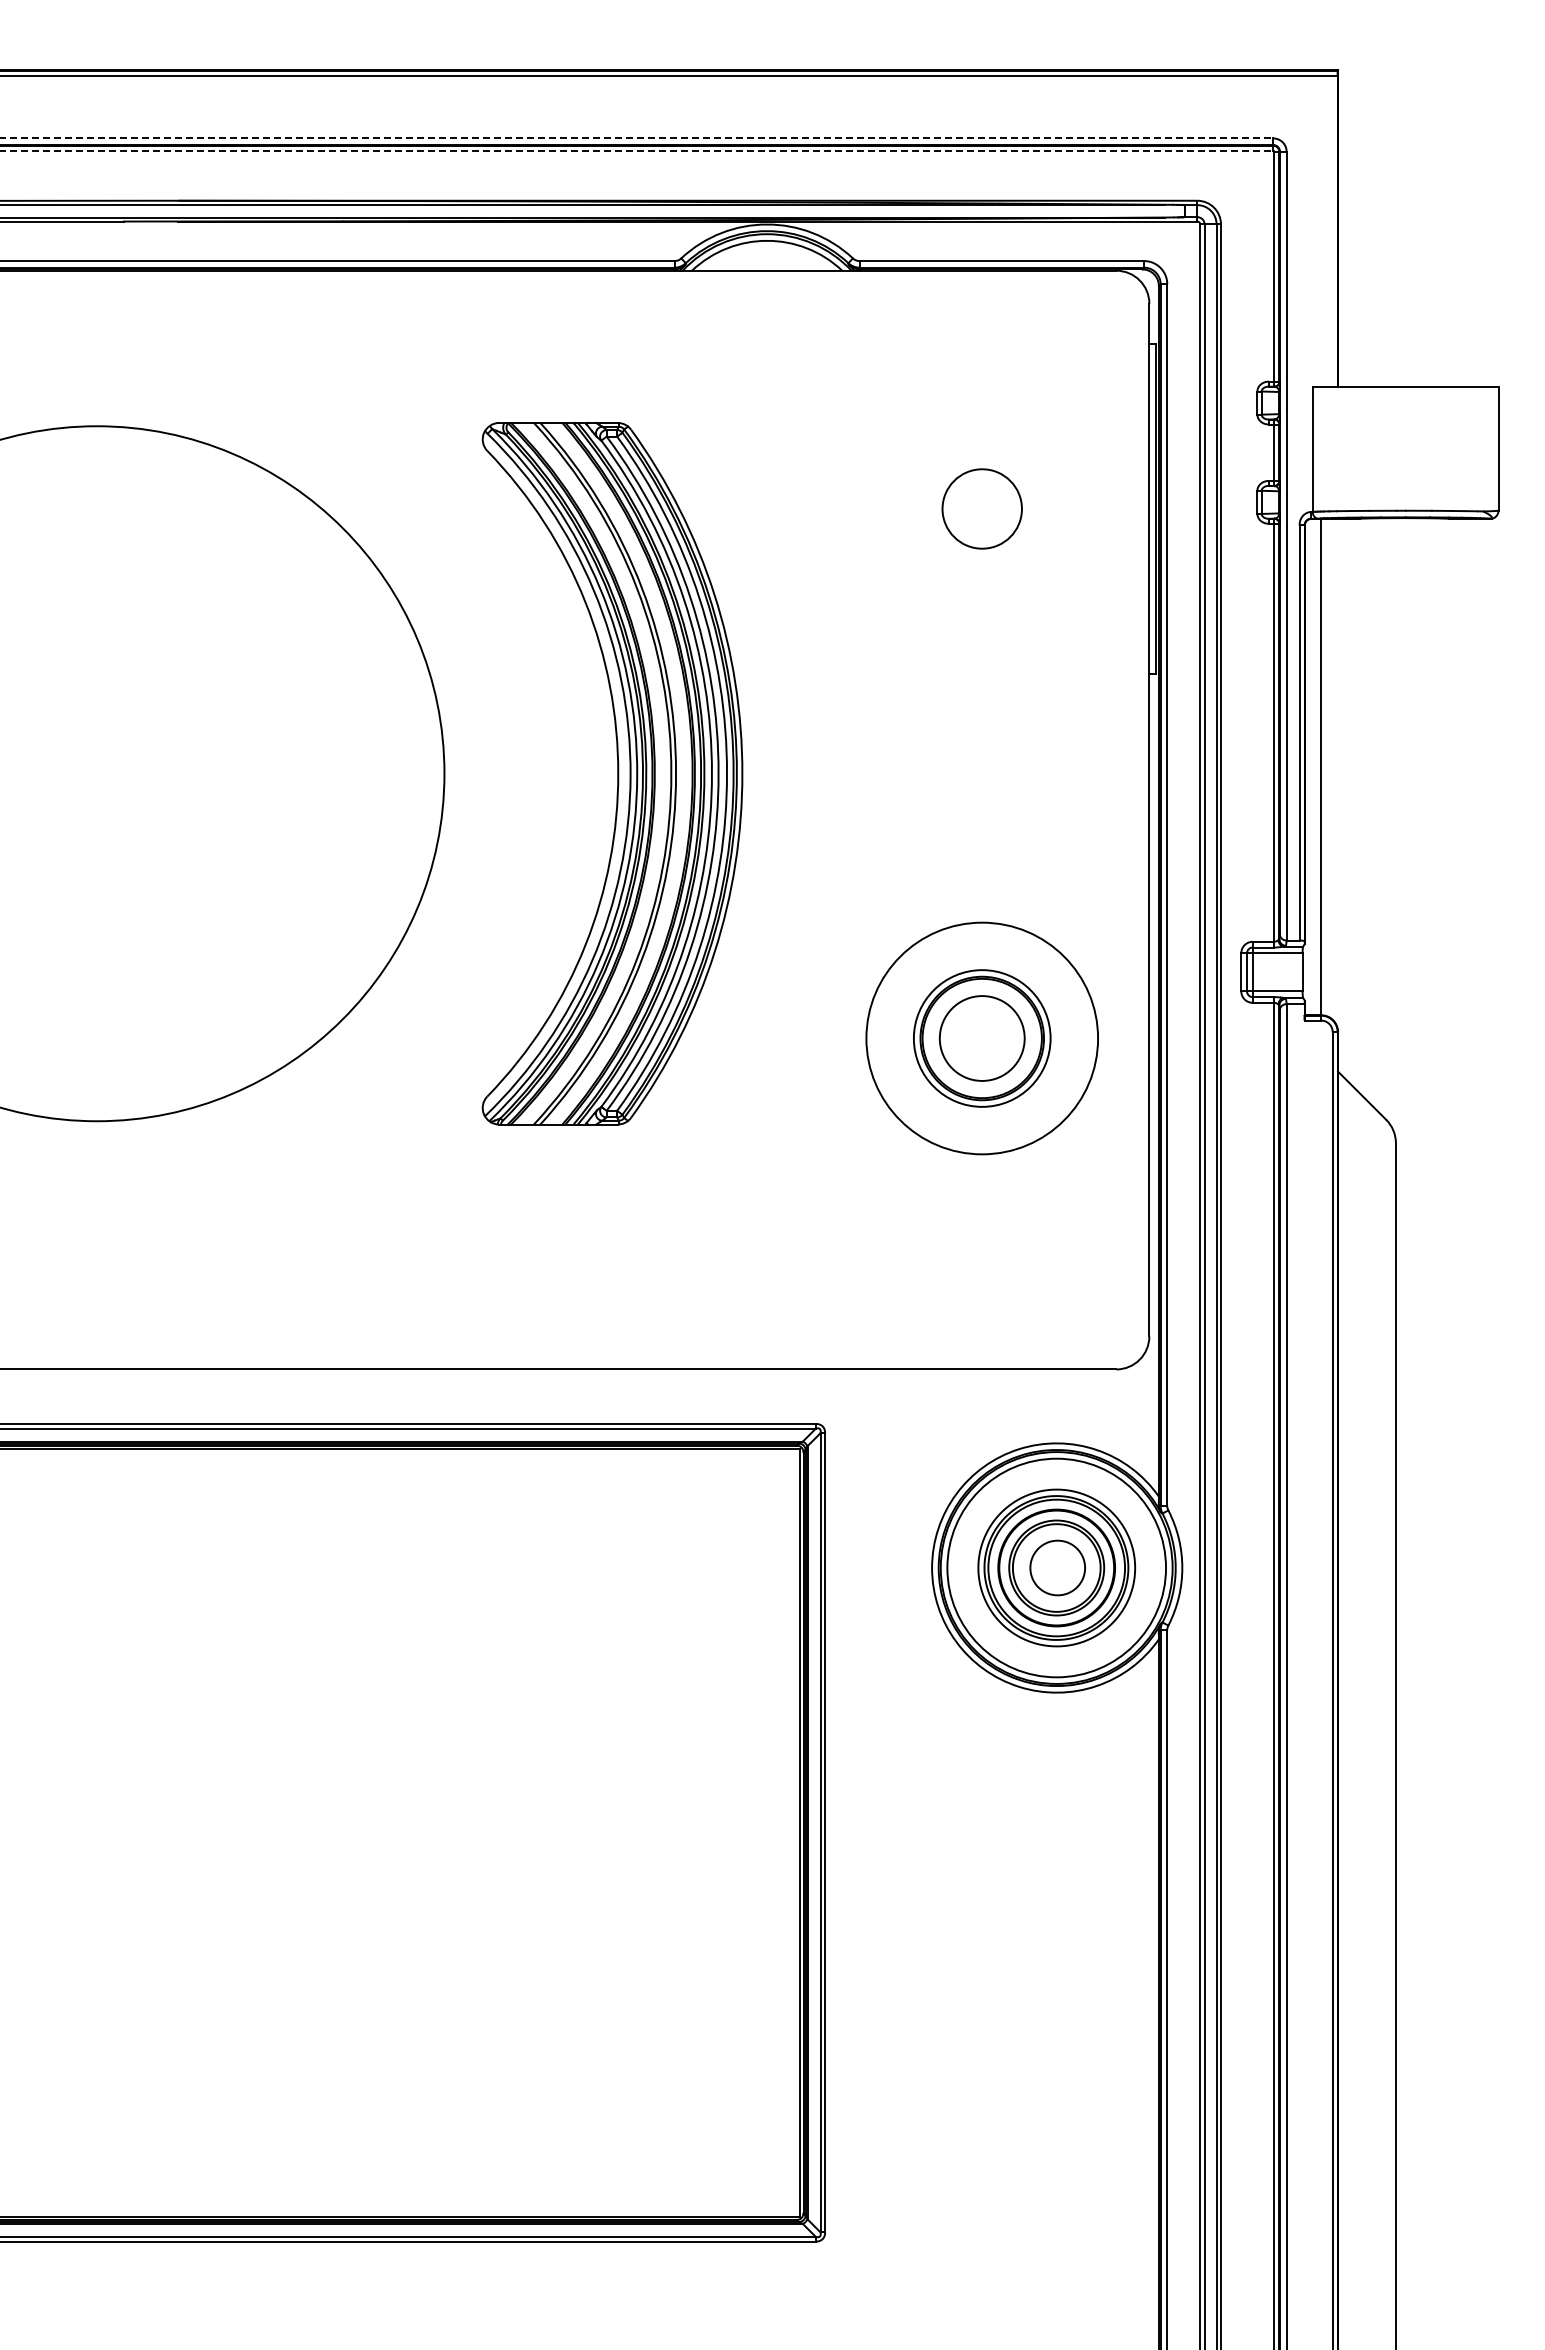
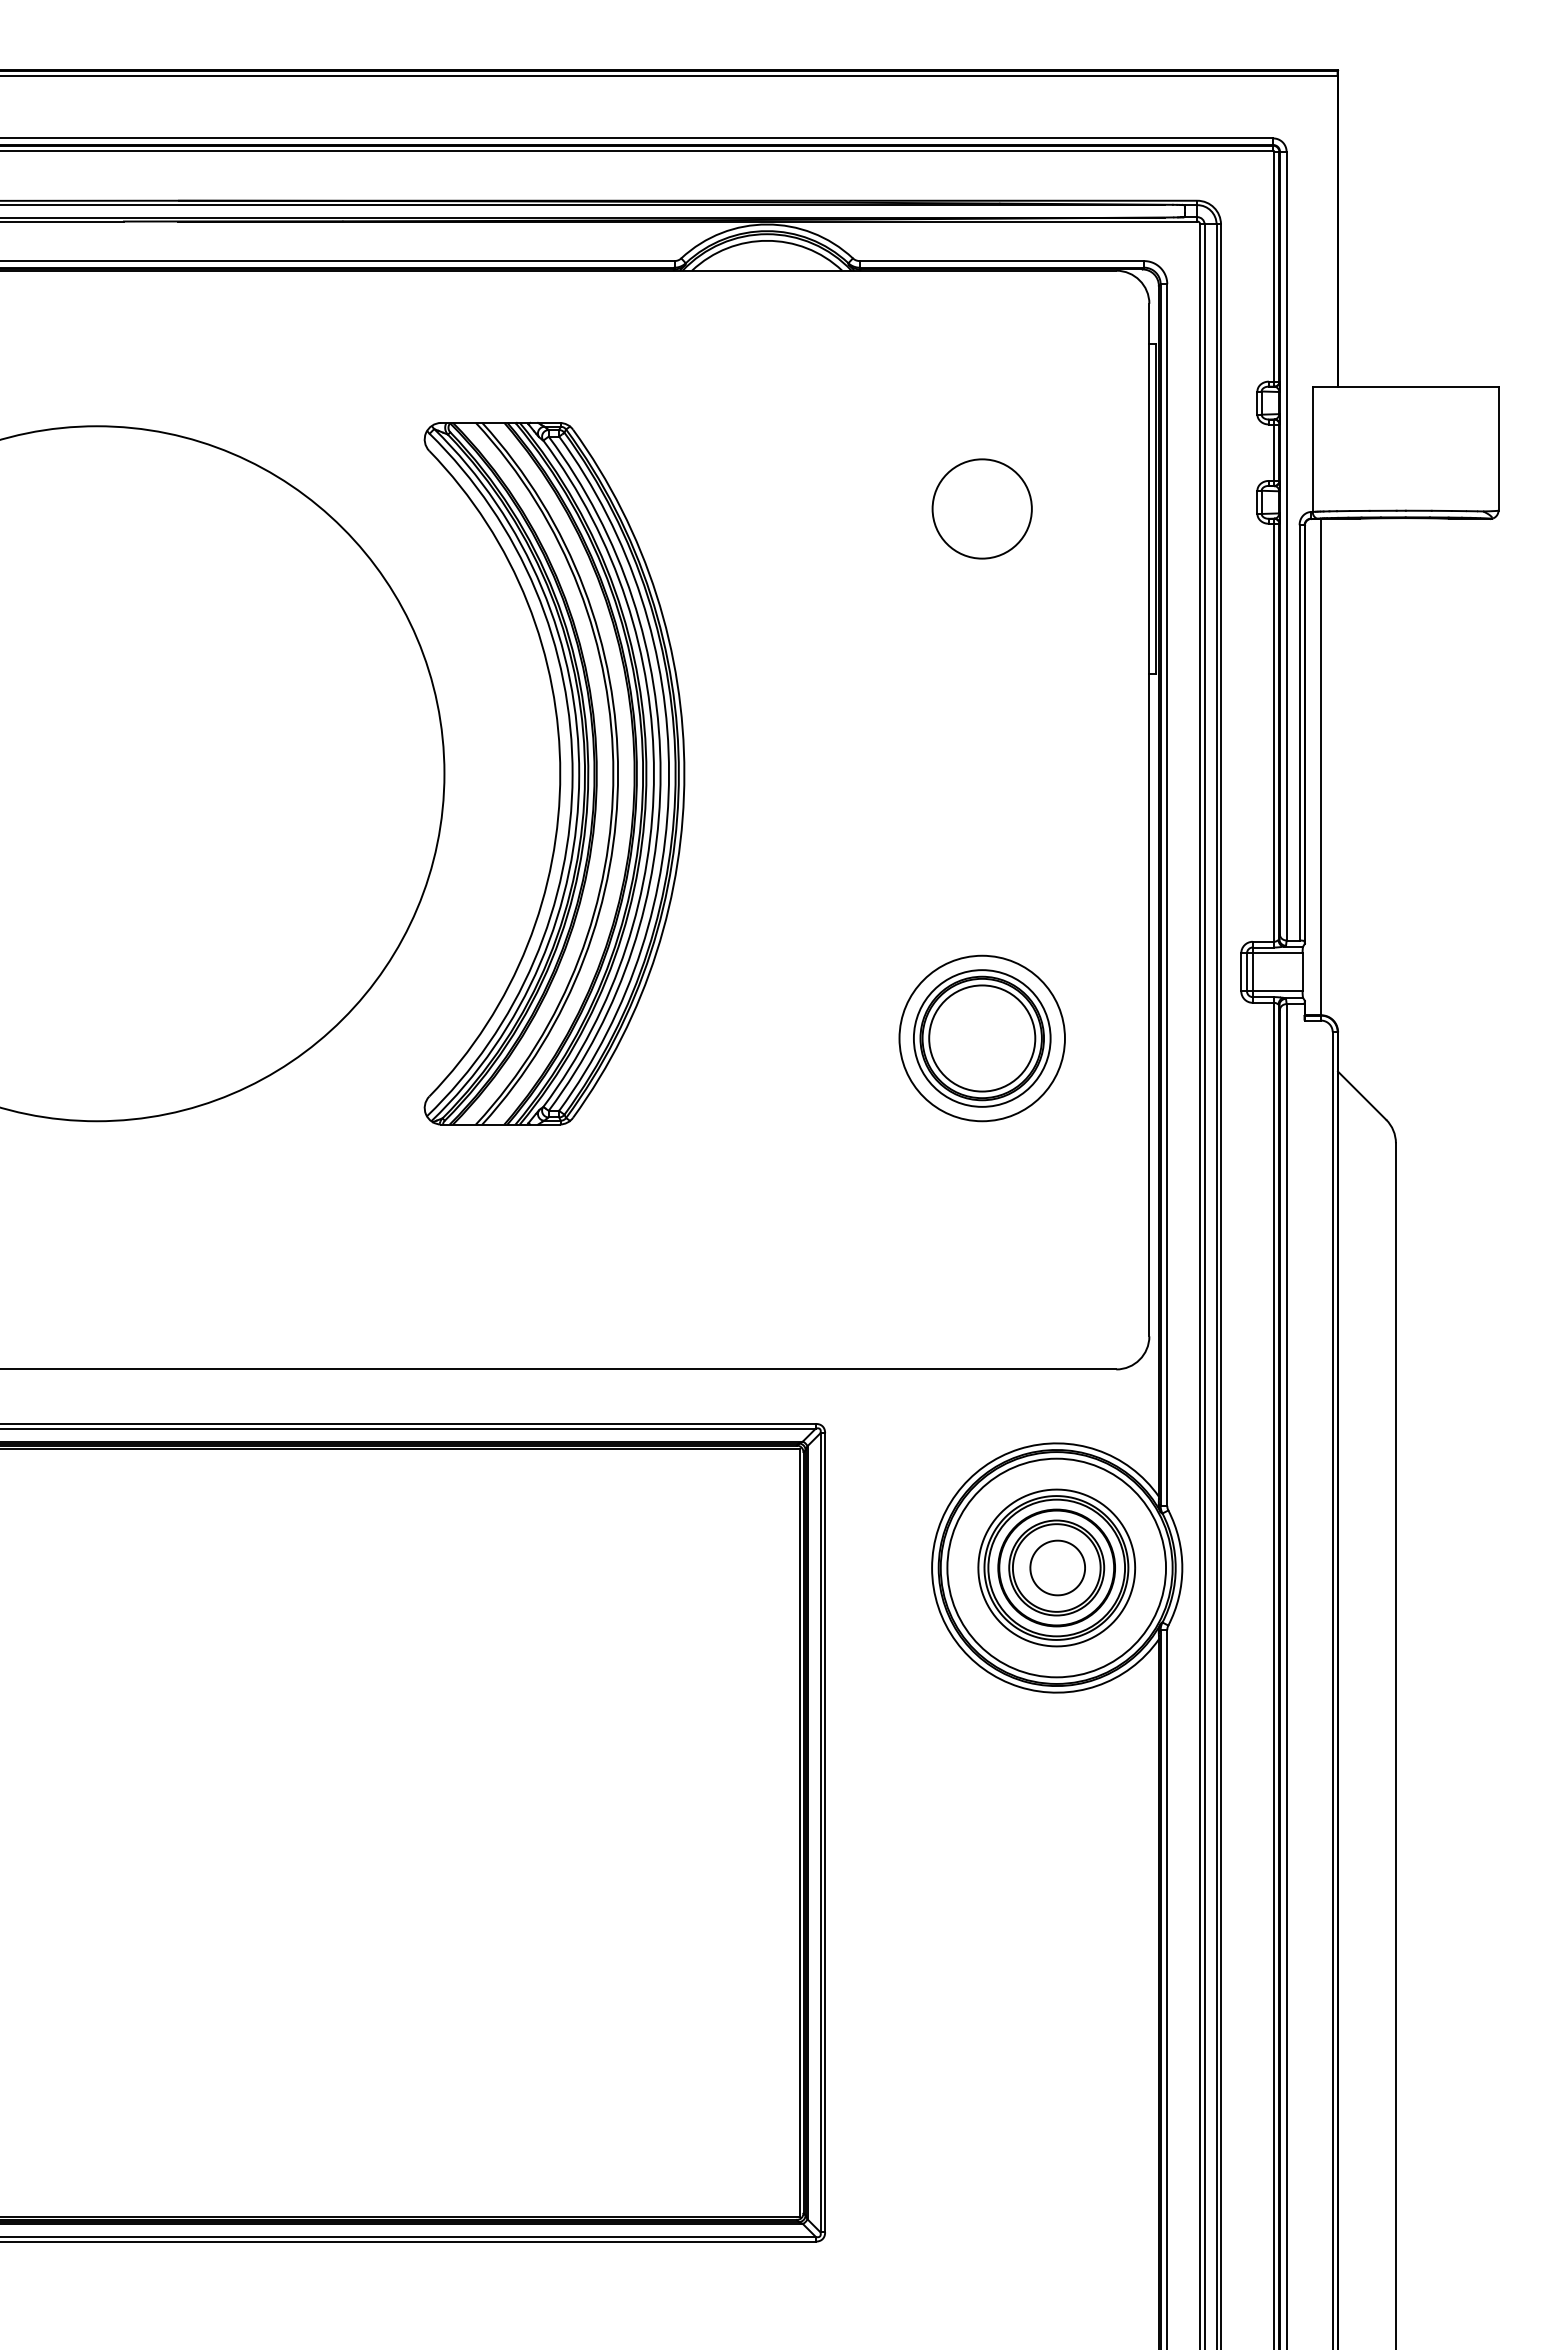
line: dashed -> solid (637, 138)
line: dashed -> solid (636, 150)
circle diameter: 79 px -> 99 px (981, 508)
part position: (612, 773) -> (554, 773) (554, 773)
circle diameter: 85 px -> 106 px (982, 1038)
circle diameter: 232 px -> 165 px (981, 1038)
